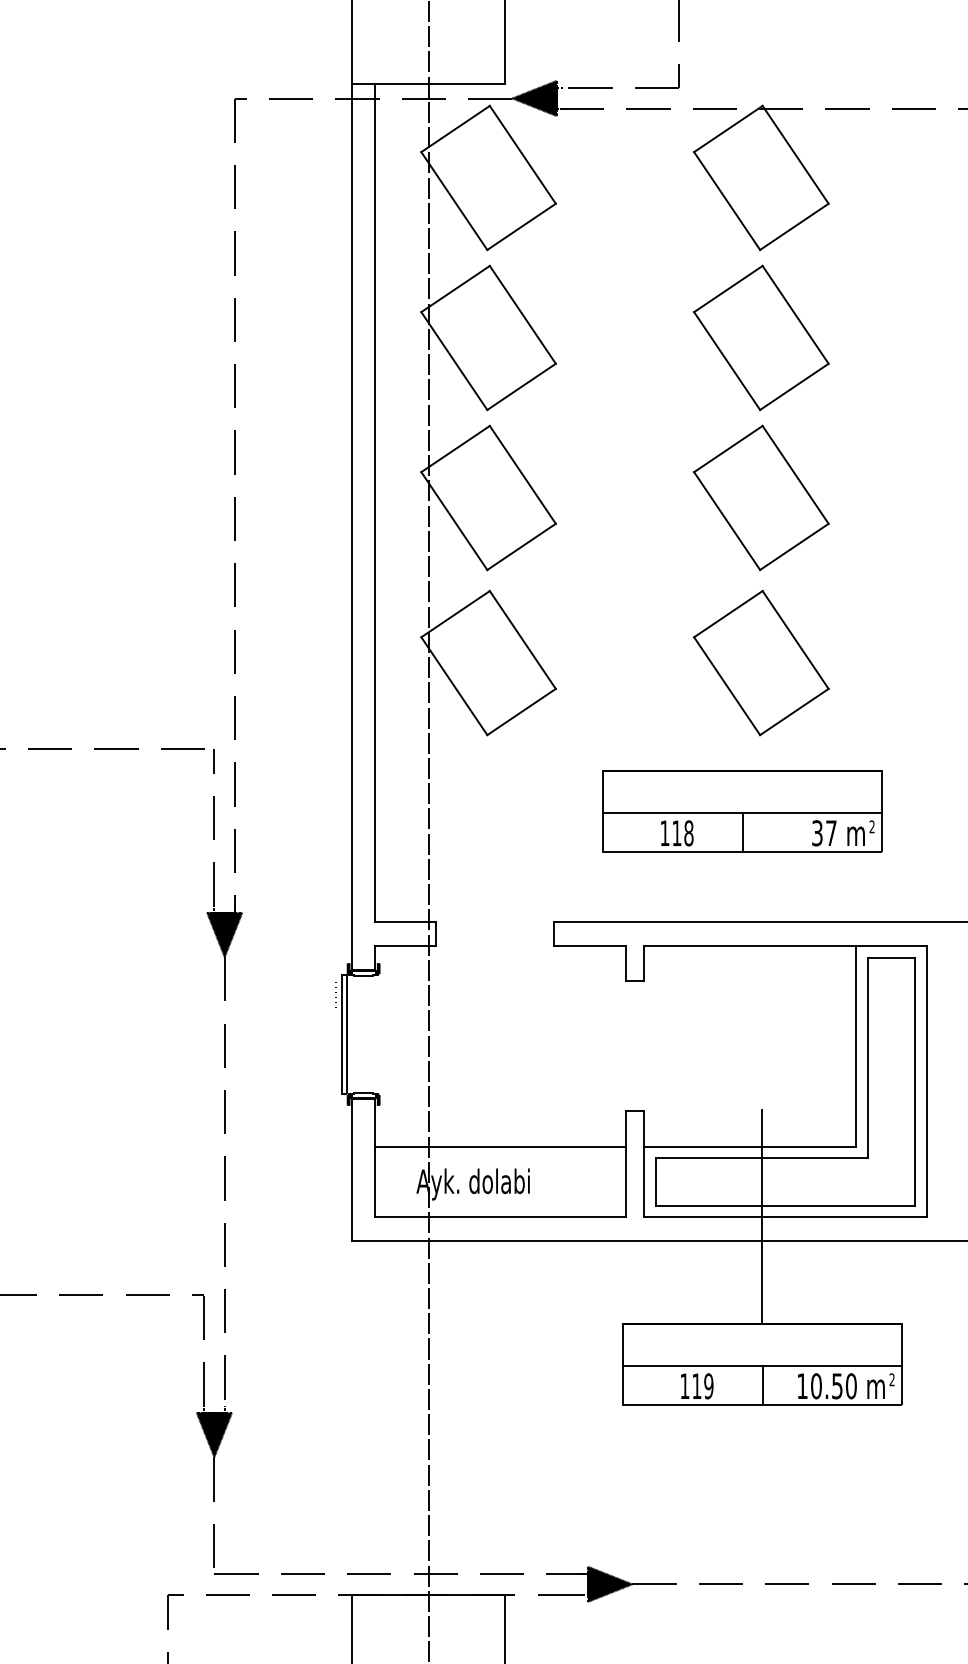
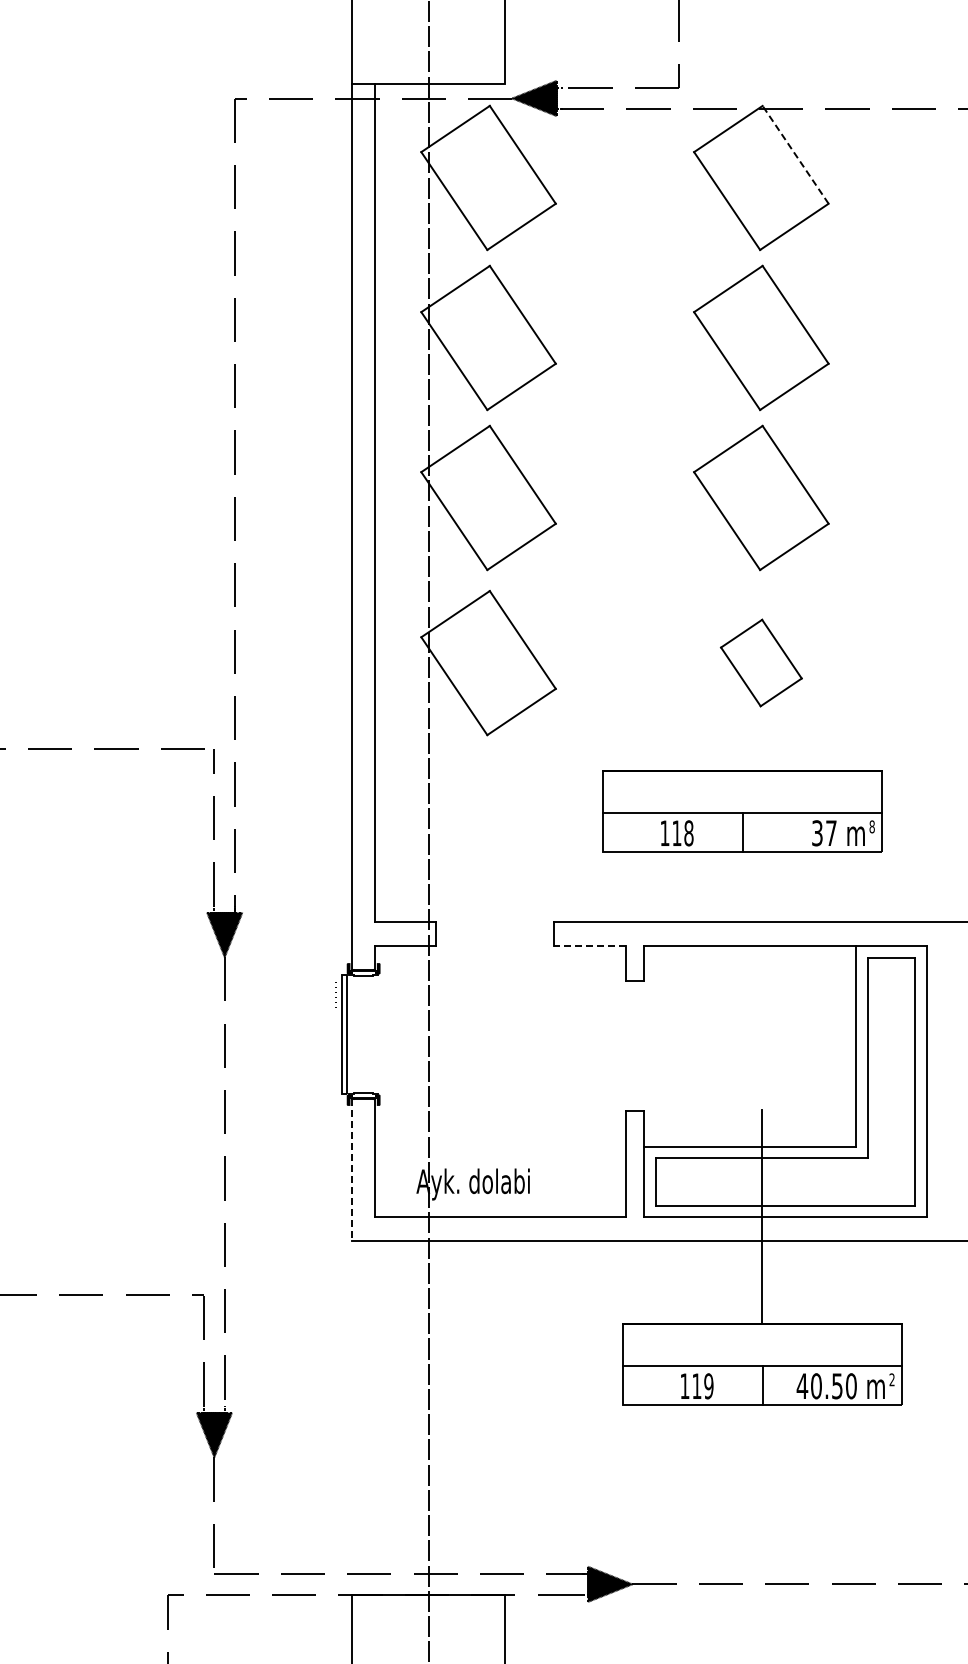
line: solid -> dashed (795, 154)
part size: 137x148 px -> 84x90 px (760, 662)
text: 2 -> 8 (871, 826)
line: solid -> dashed (589, 946)
line: present -> none (500, 1146)
line: solid -> dashed (351, 1170)
text: 10.50 -> 40.50 (802, 1385)
